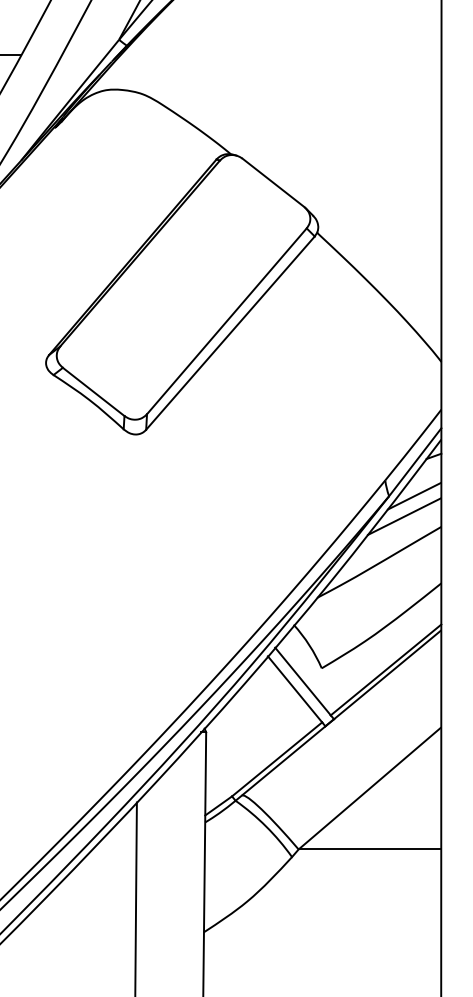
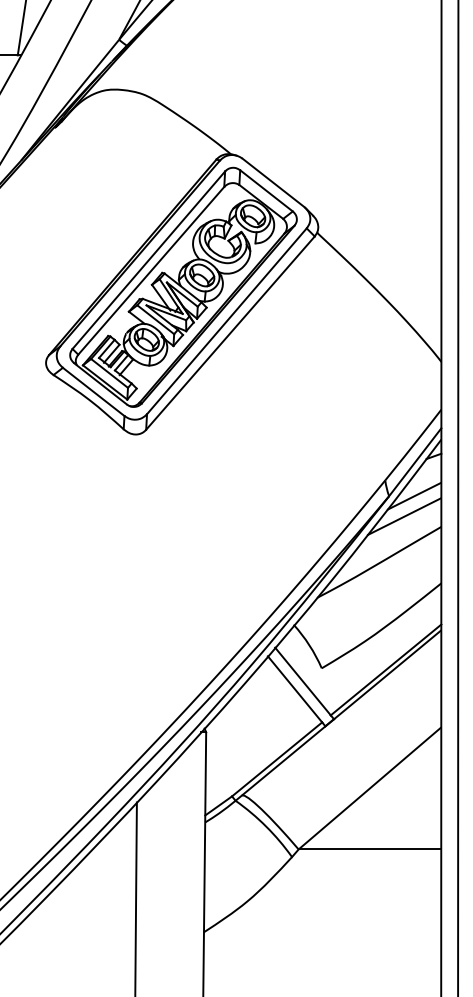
line: none -> present (21, 28)
part: none -> present (183, 286)
line: none -> present (458, 497)
